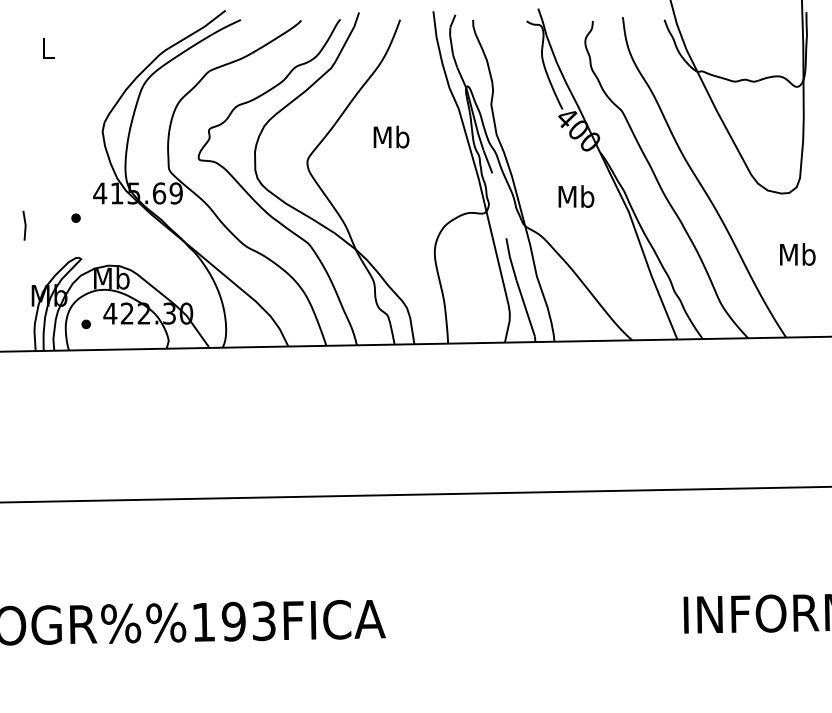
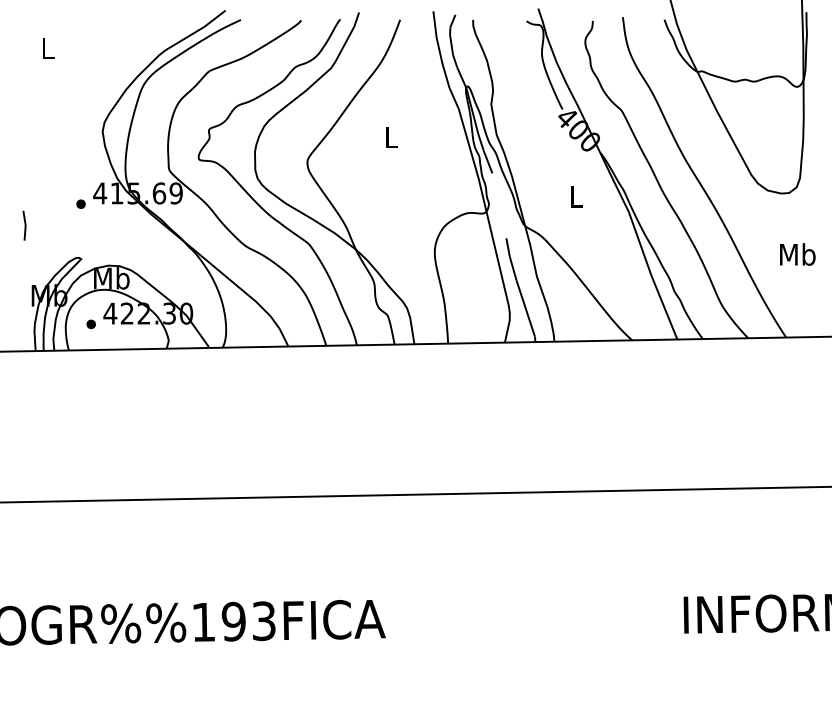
text: Mb -> L (391, 136)
text: Mb -> L (576, 196)
part position: (75, 217) -> (80, 203) (80, 203)
part position: (85, 324) -> (90, 324) (90, 324)
